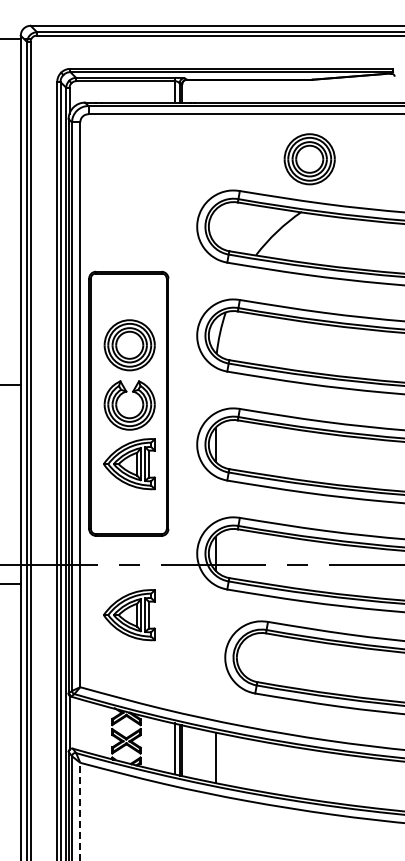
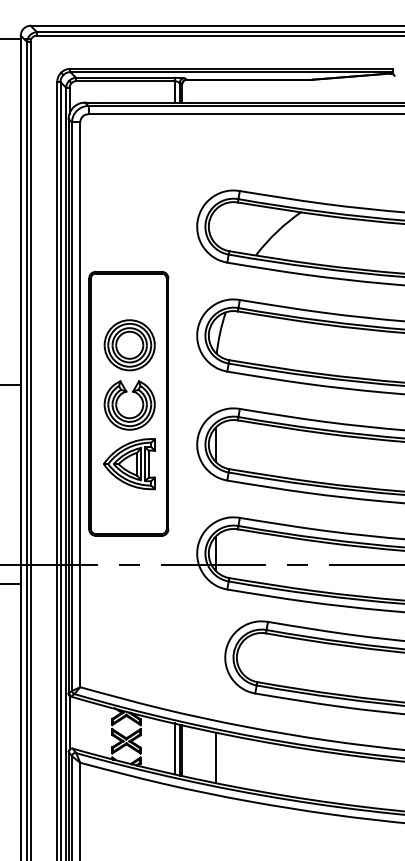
part: present -> none (309, 159)
part: present -> none (129, 615)
line: dashed -> solid (80, 811)
